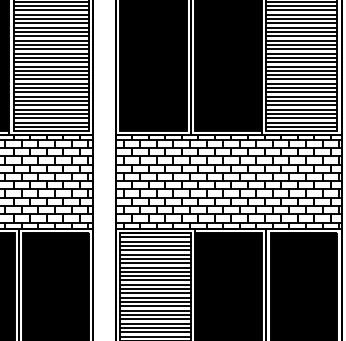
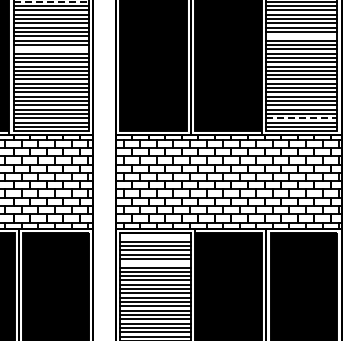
line: solid -> dashed (51, 1)
line: present -> none (301, 36)
line: present -> none (50, 49)
line: solid -> dashed (302, 118)
line: present -> none (154, 237)
line: present -> none (154, 263)
